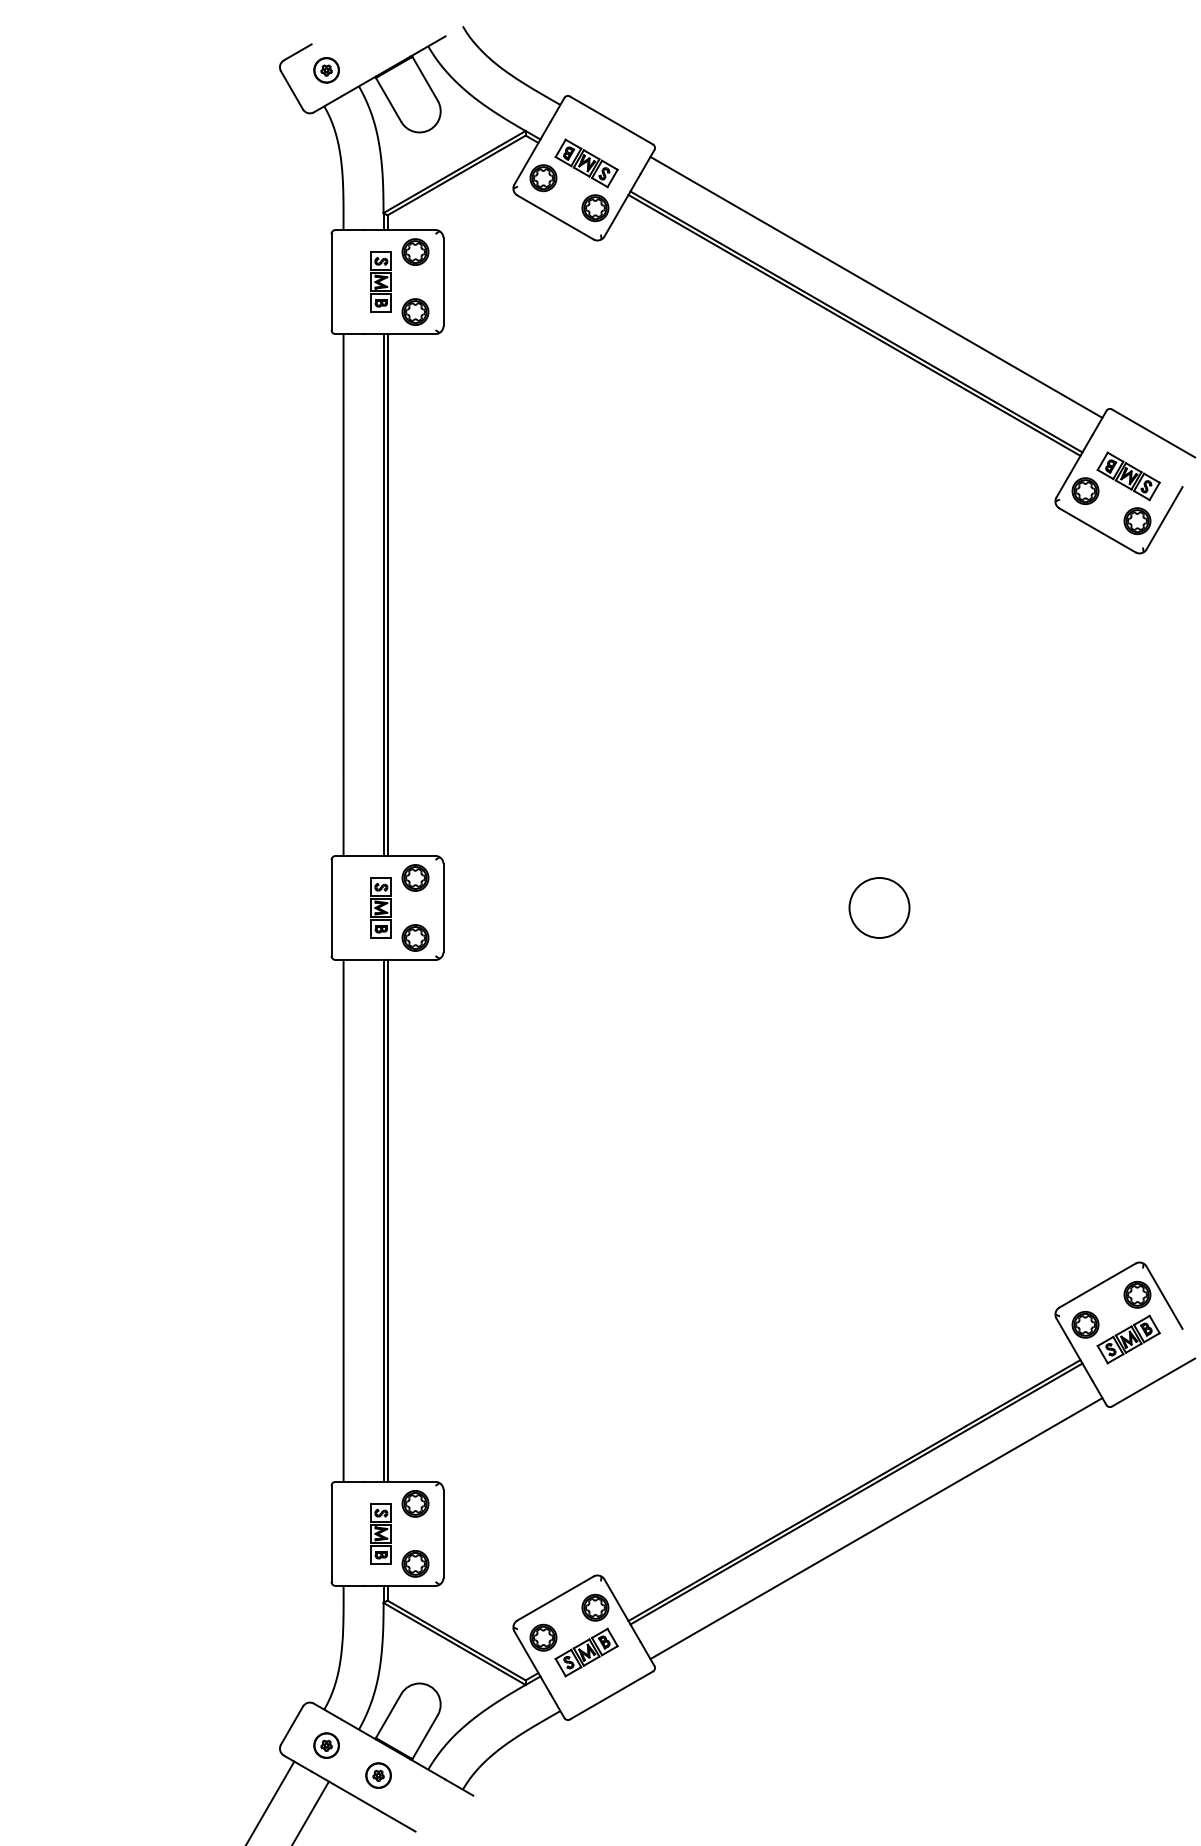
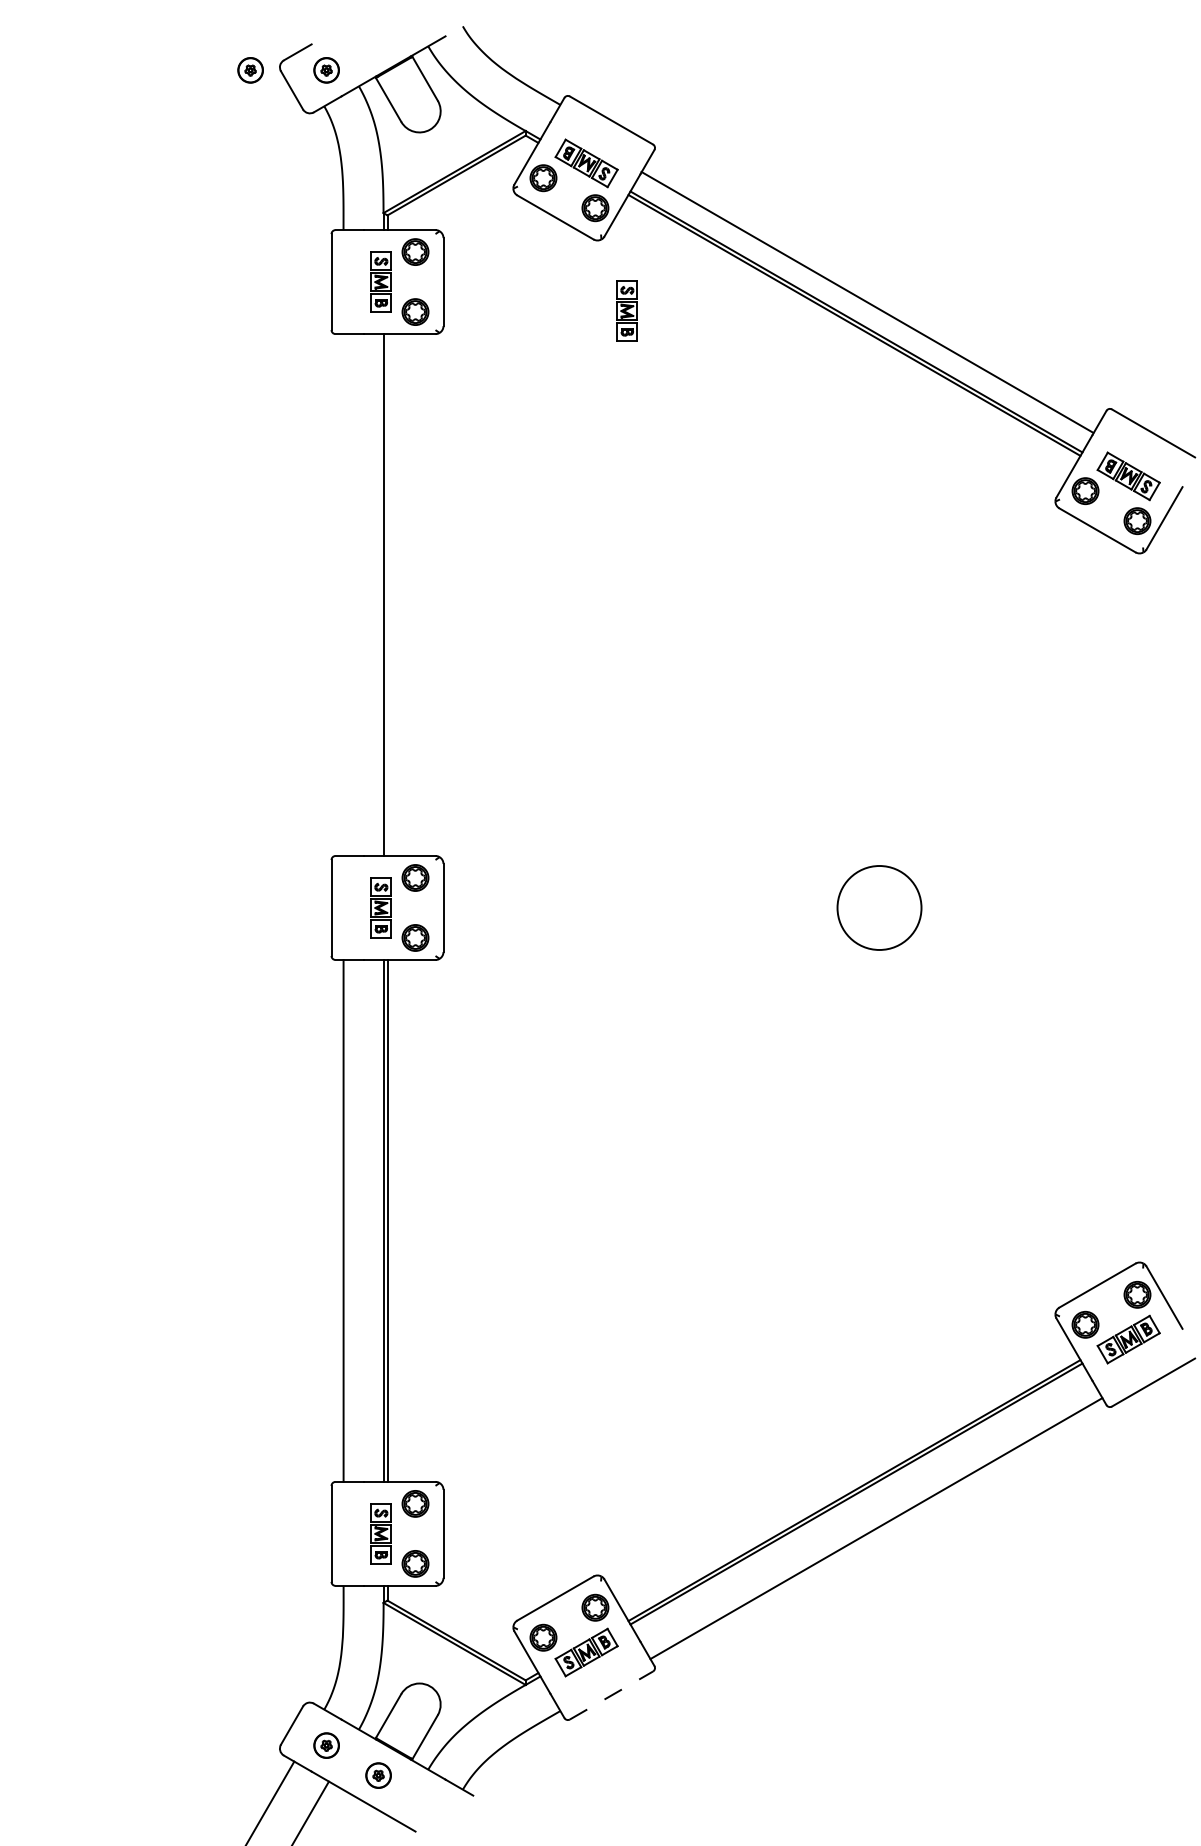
part: none -> present (250, 70)
line position: (876, 286) -> (867, 301) (867, 301)
part: none -> present (626, 310)
line: present -> none (343, 595)
line: present -> none (387, 595)
circle diameter: 60 px -> 84 px (879, 907)
line: solid -> dashed (611, 1695)
